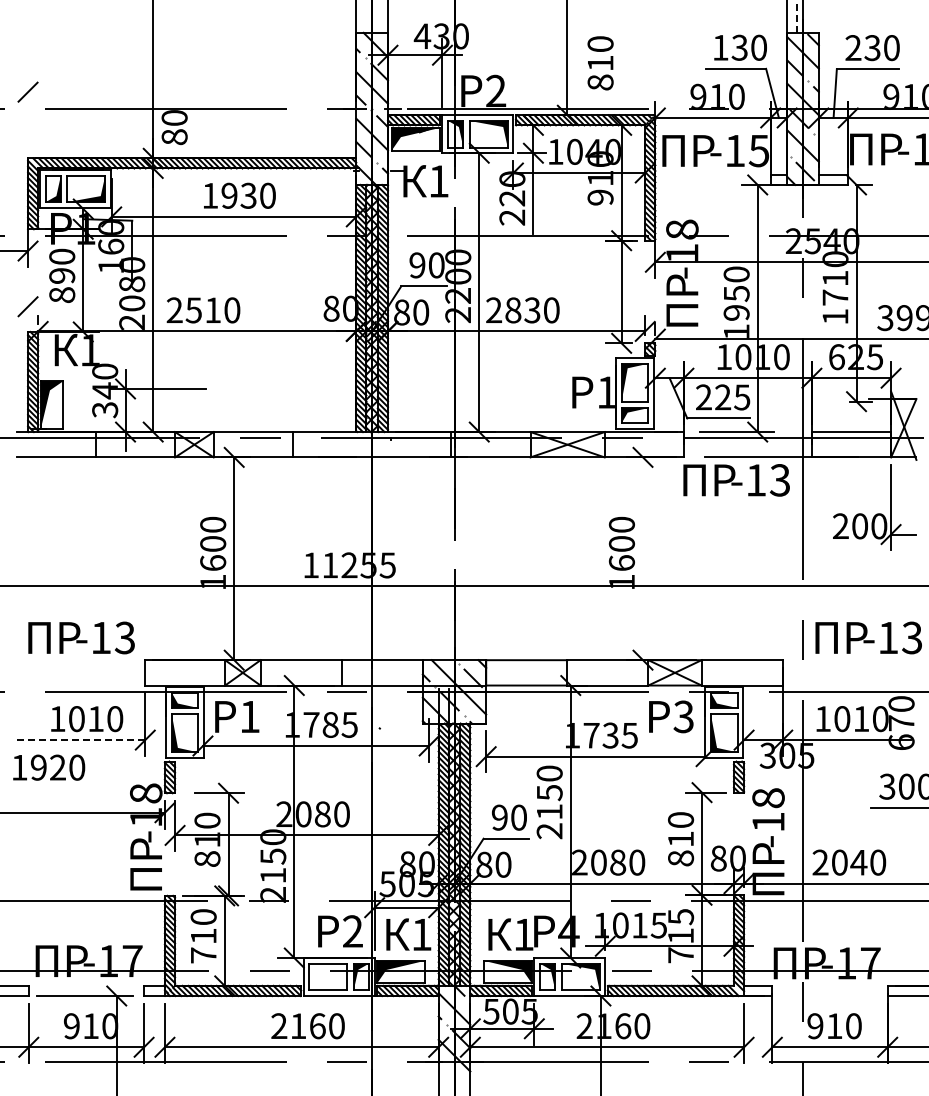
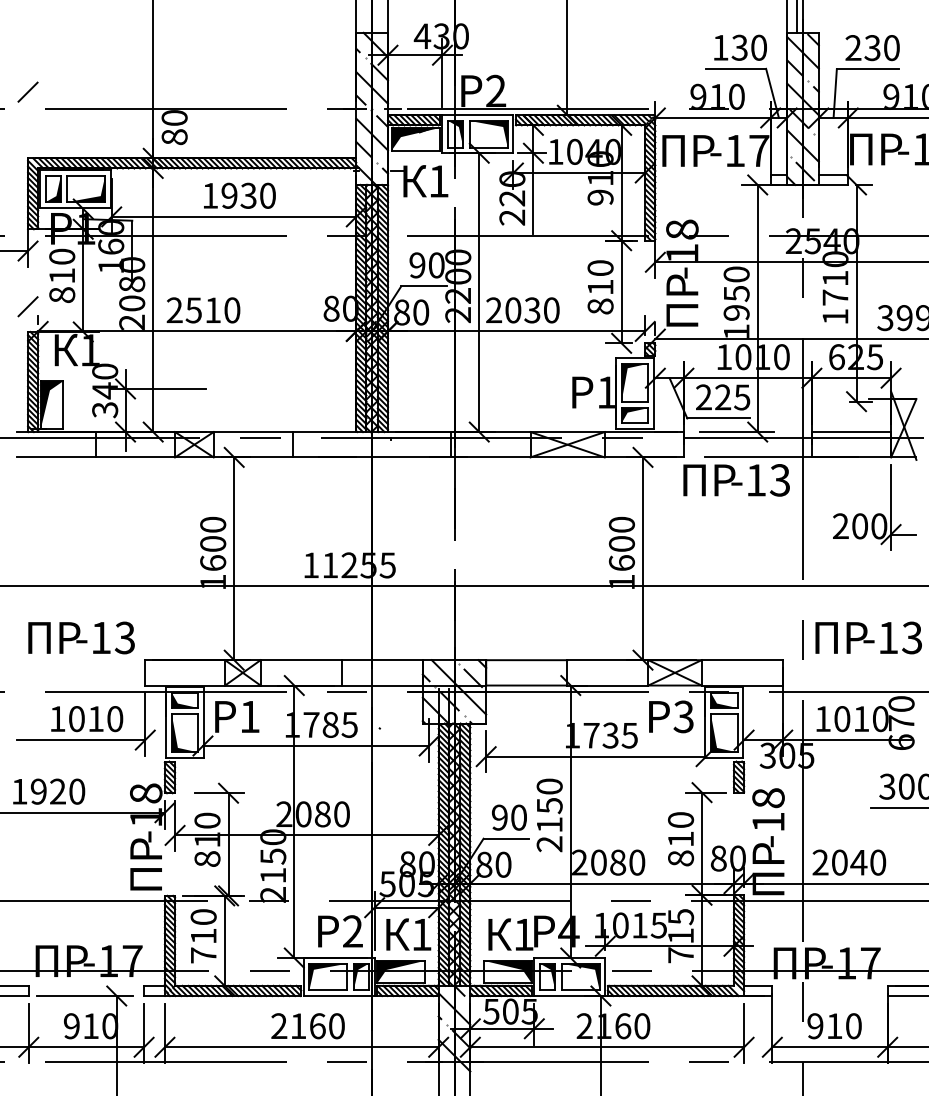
line: dashed -> solid (797, 16)
text position: (600, 63) -> (600, 287) (600, 287)
text: -15 -> -17 (758, 151)
text: 890 -> 810 (62, 275)
text: 2830 -> 2030 (513, 310)
line: none -> present (643, 558)
line: dashed -> solid (81, 740)
text position: (49, 767) -> (49, 791) (49, 791)
text position: (549, 802) -> (549, 815) (549, 815)
fill: none -> present (328, 976)
